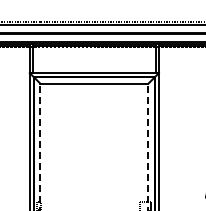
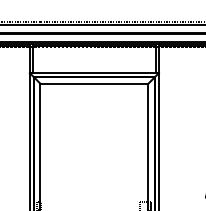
line: dashed -> solid (40, 146)
line: dashed -> solid (148, 146)
